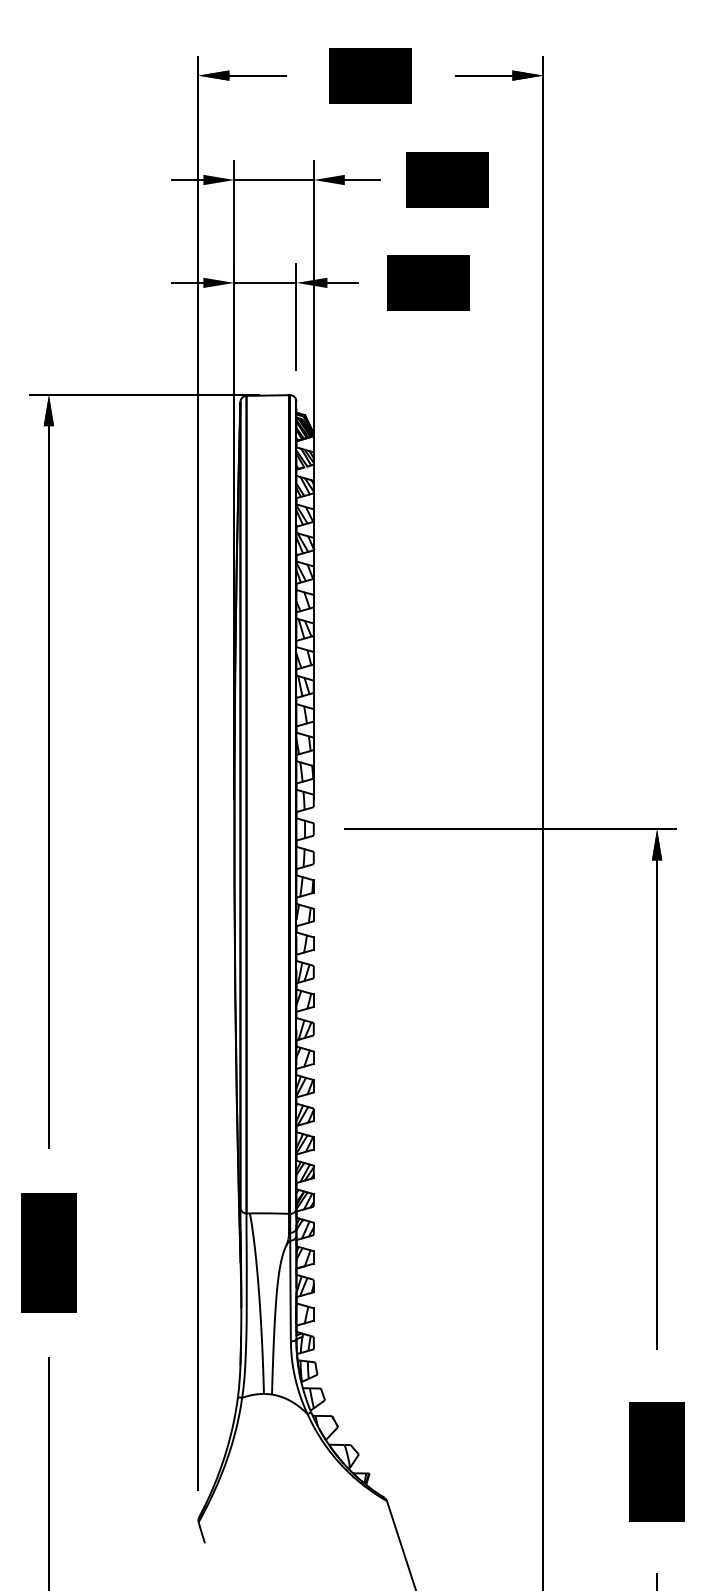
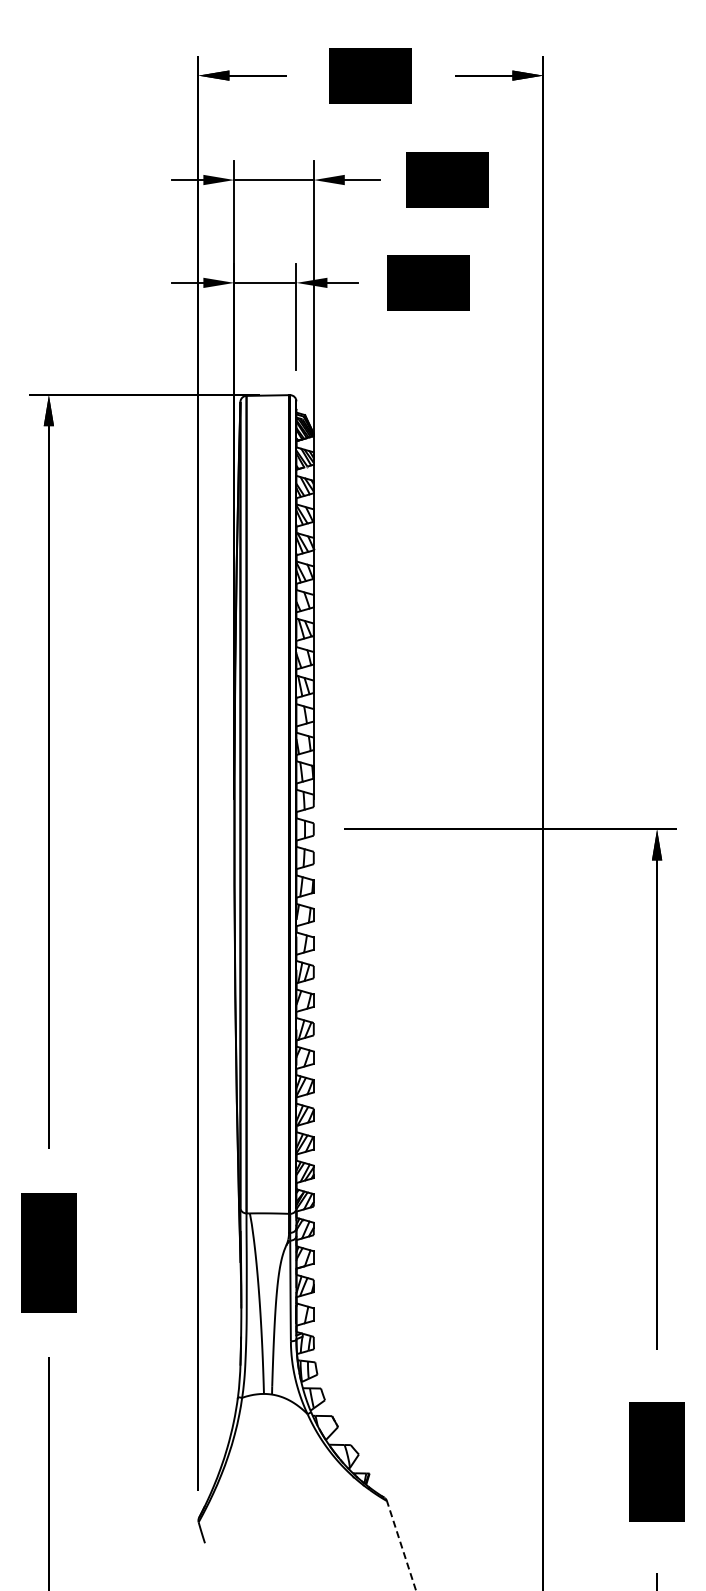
line: solid -> dashed (401, 1545)
